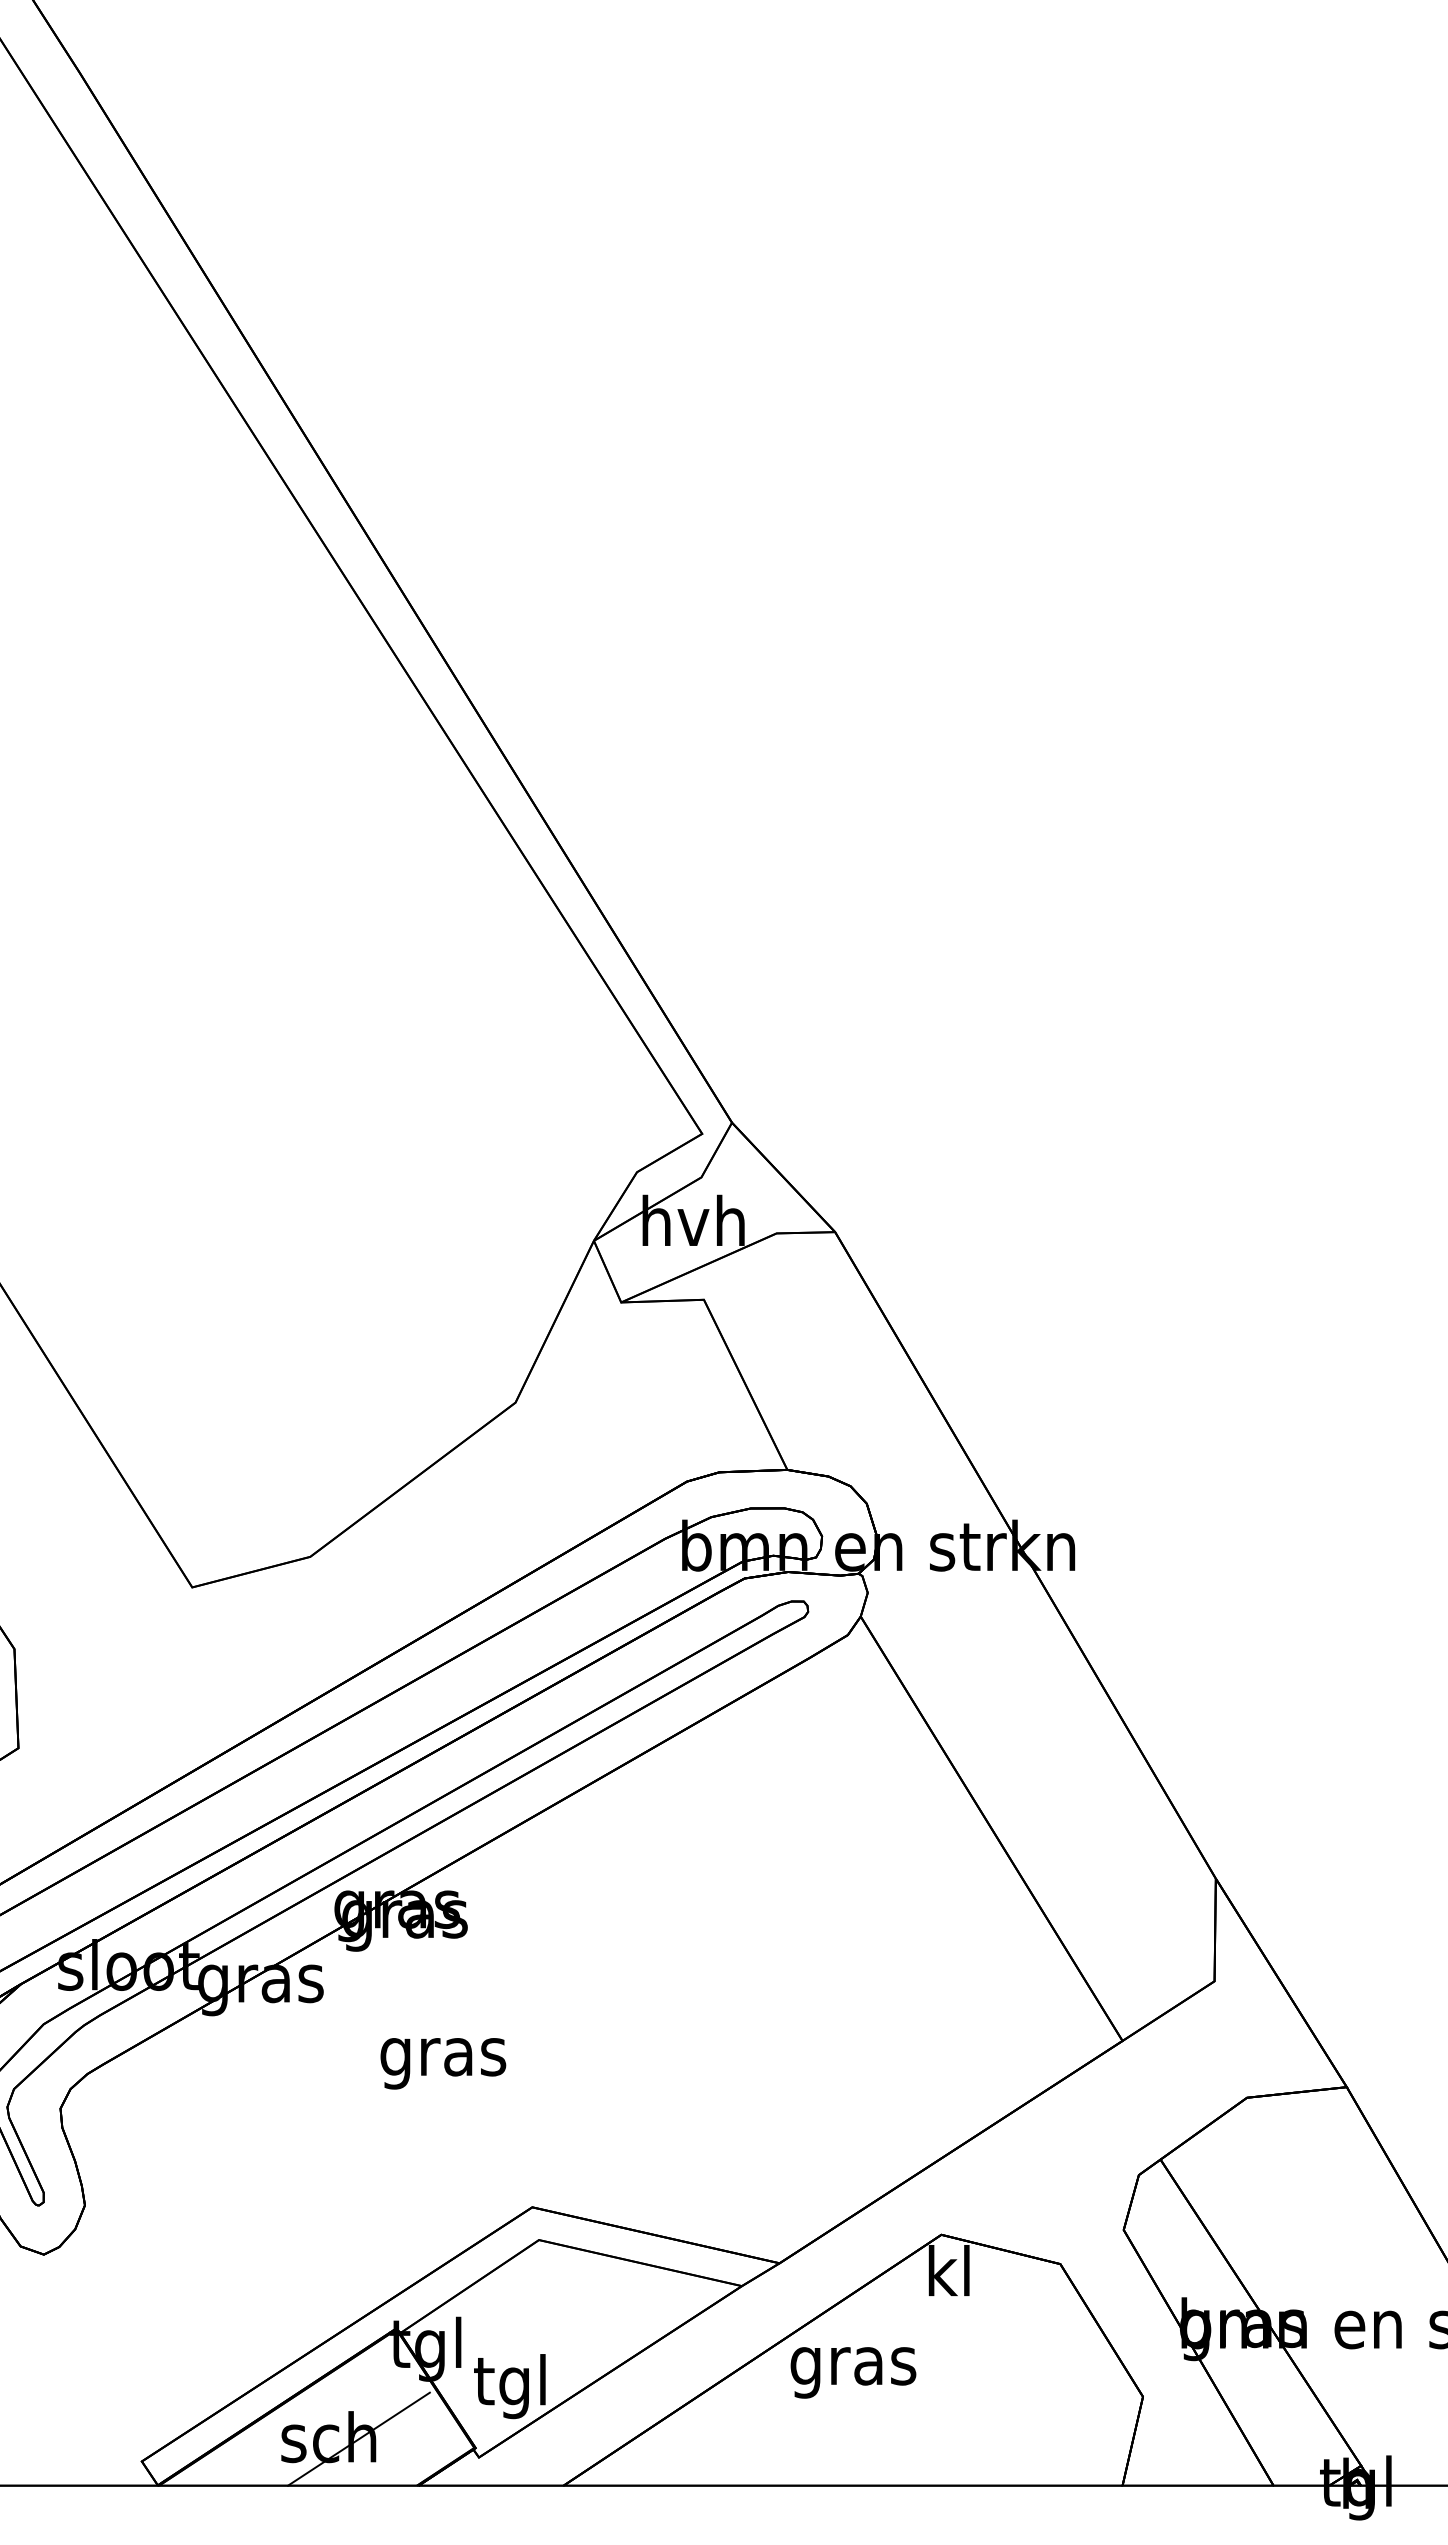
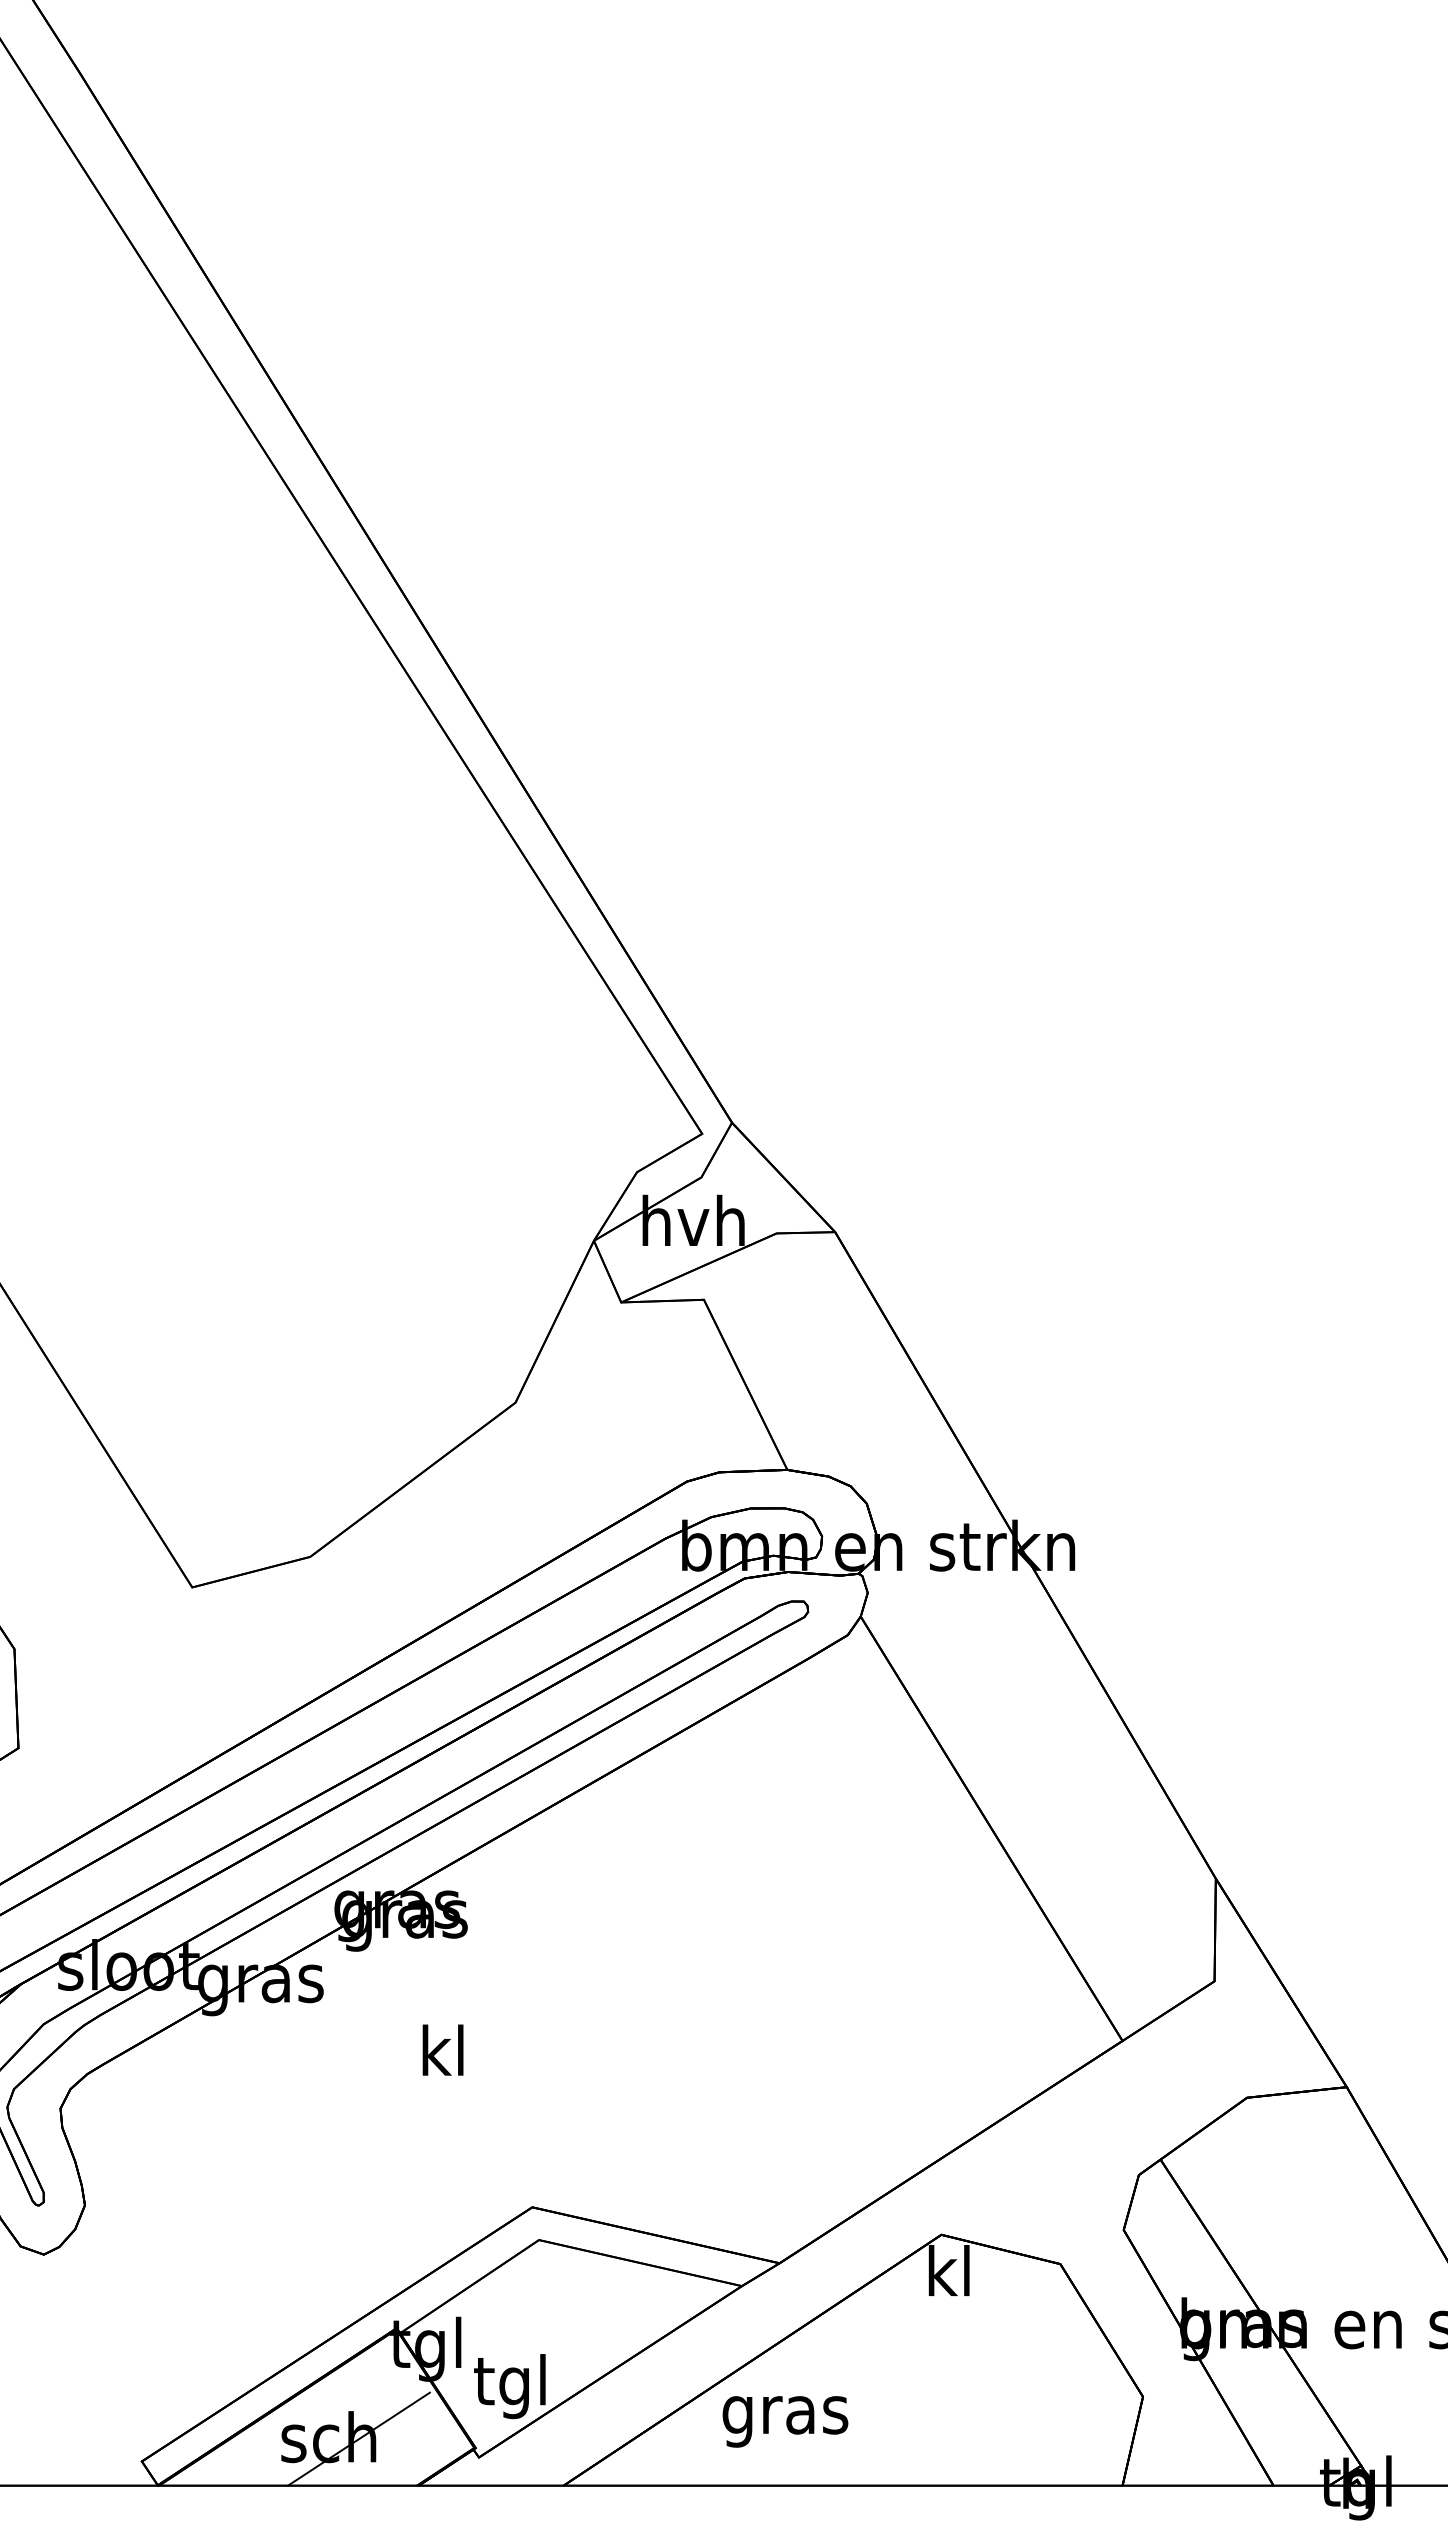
text: gras -> kl (443, 2056)
text position: (853, 2372) -> (785, 2421) (785, 2421)
